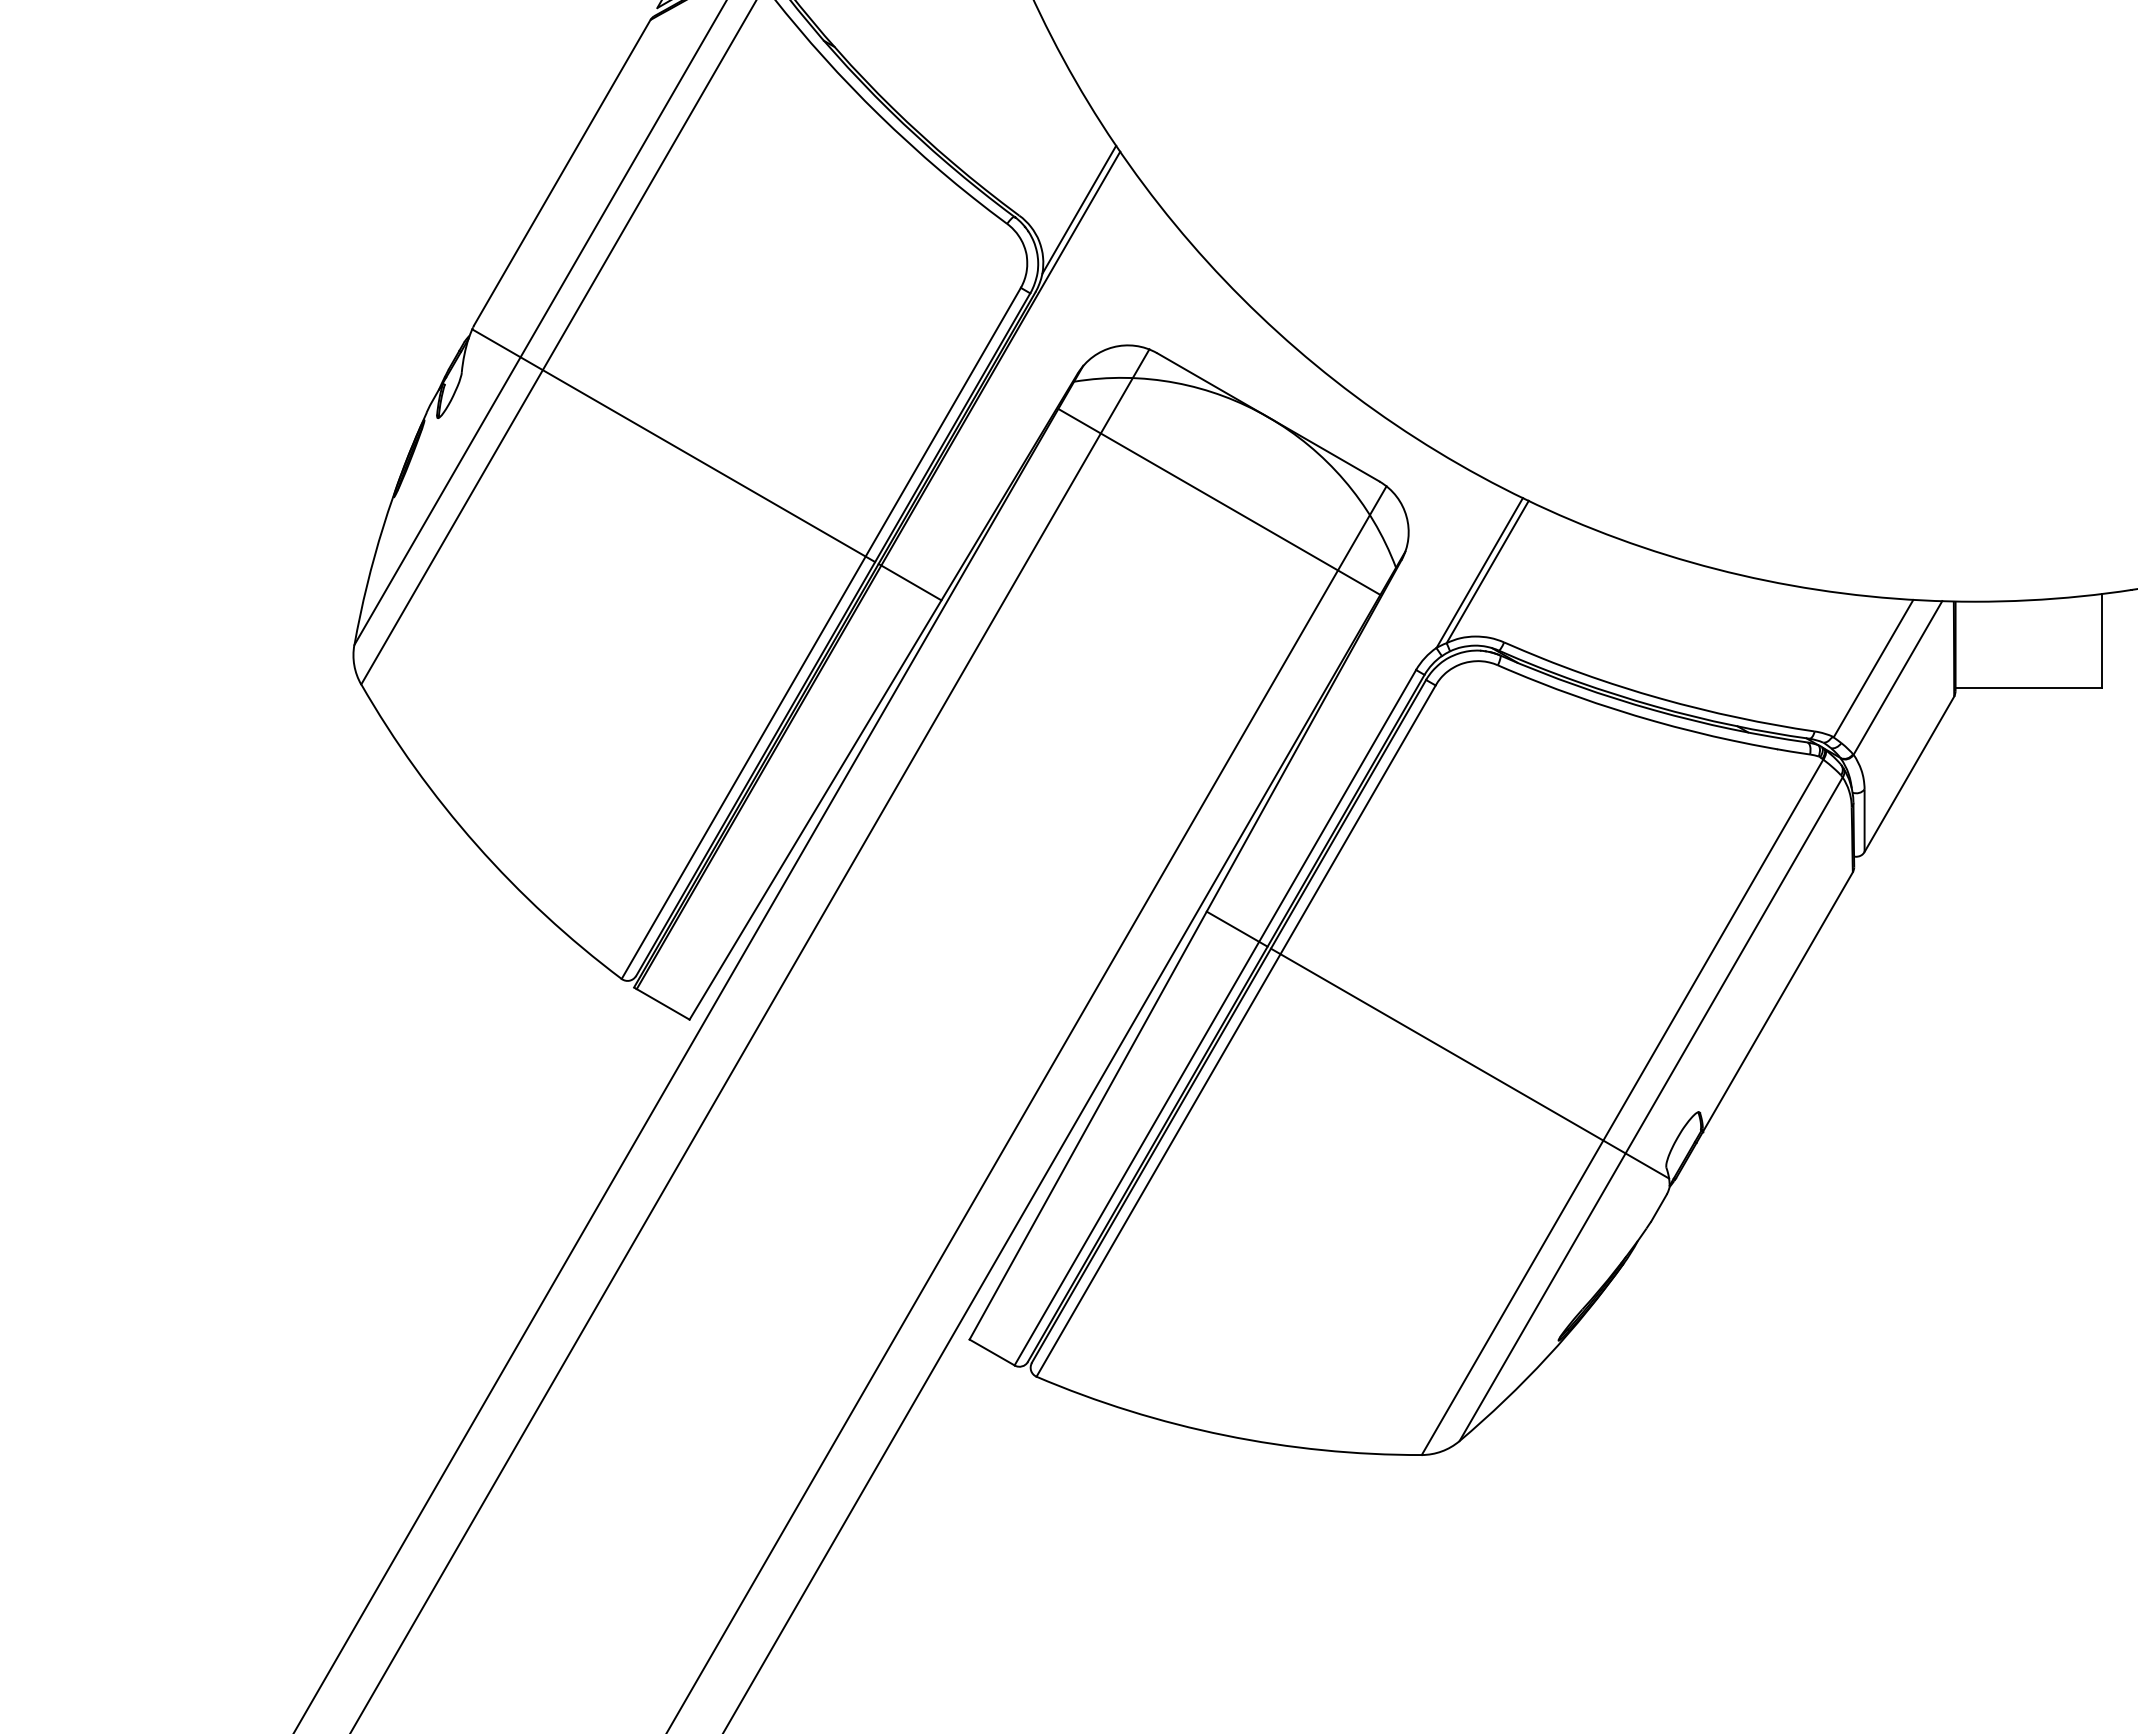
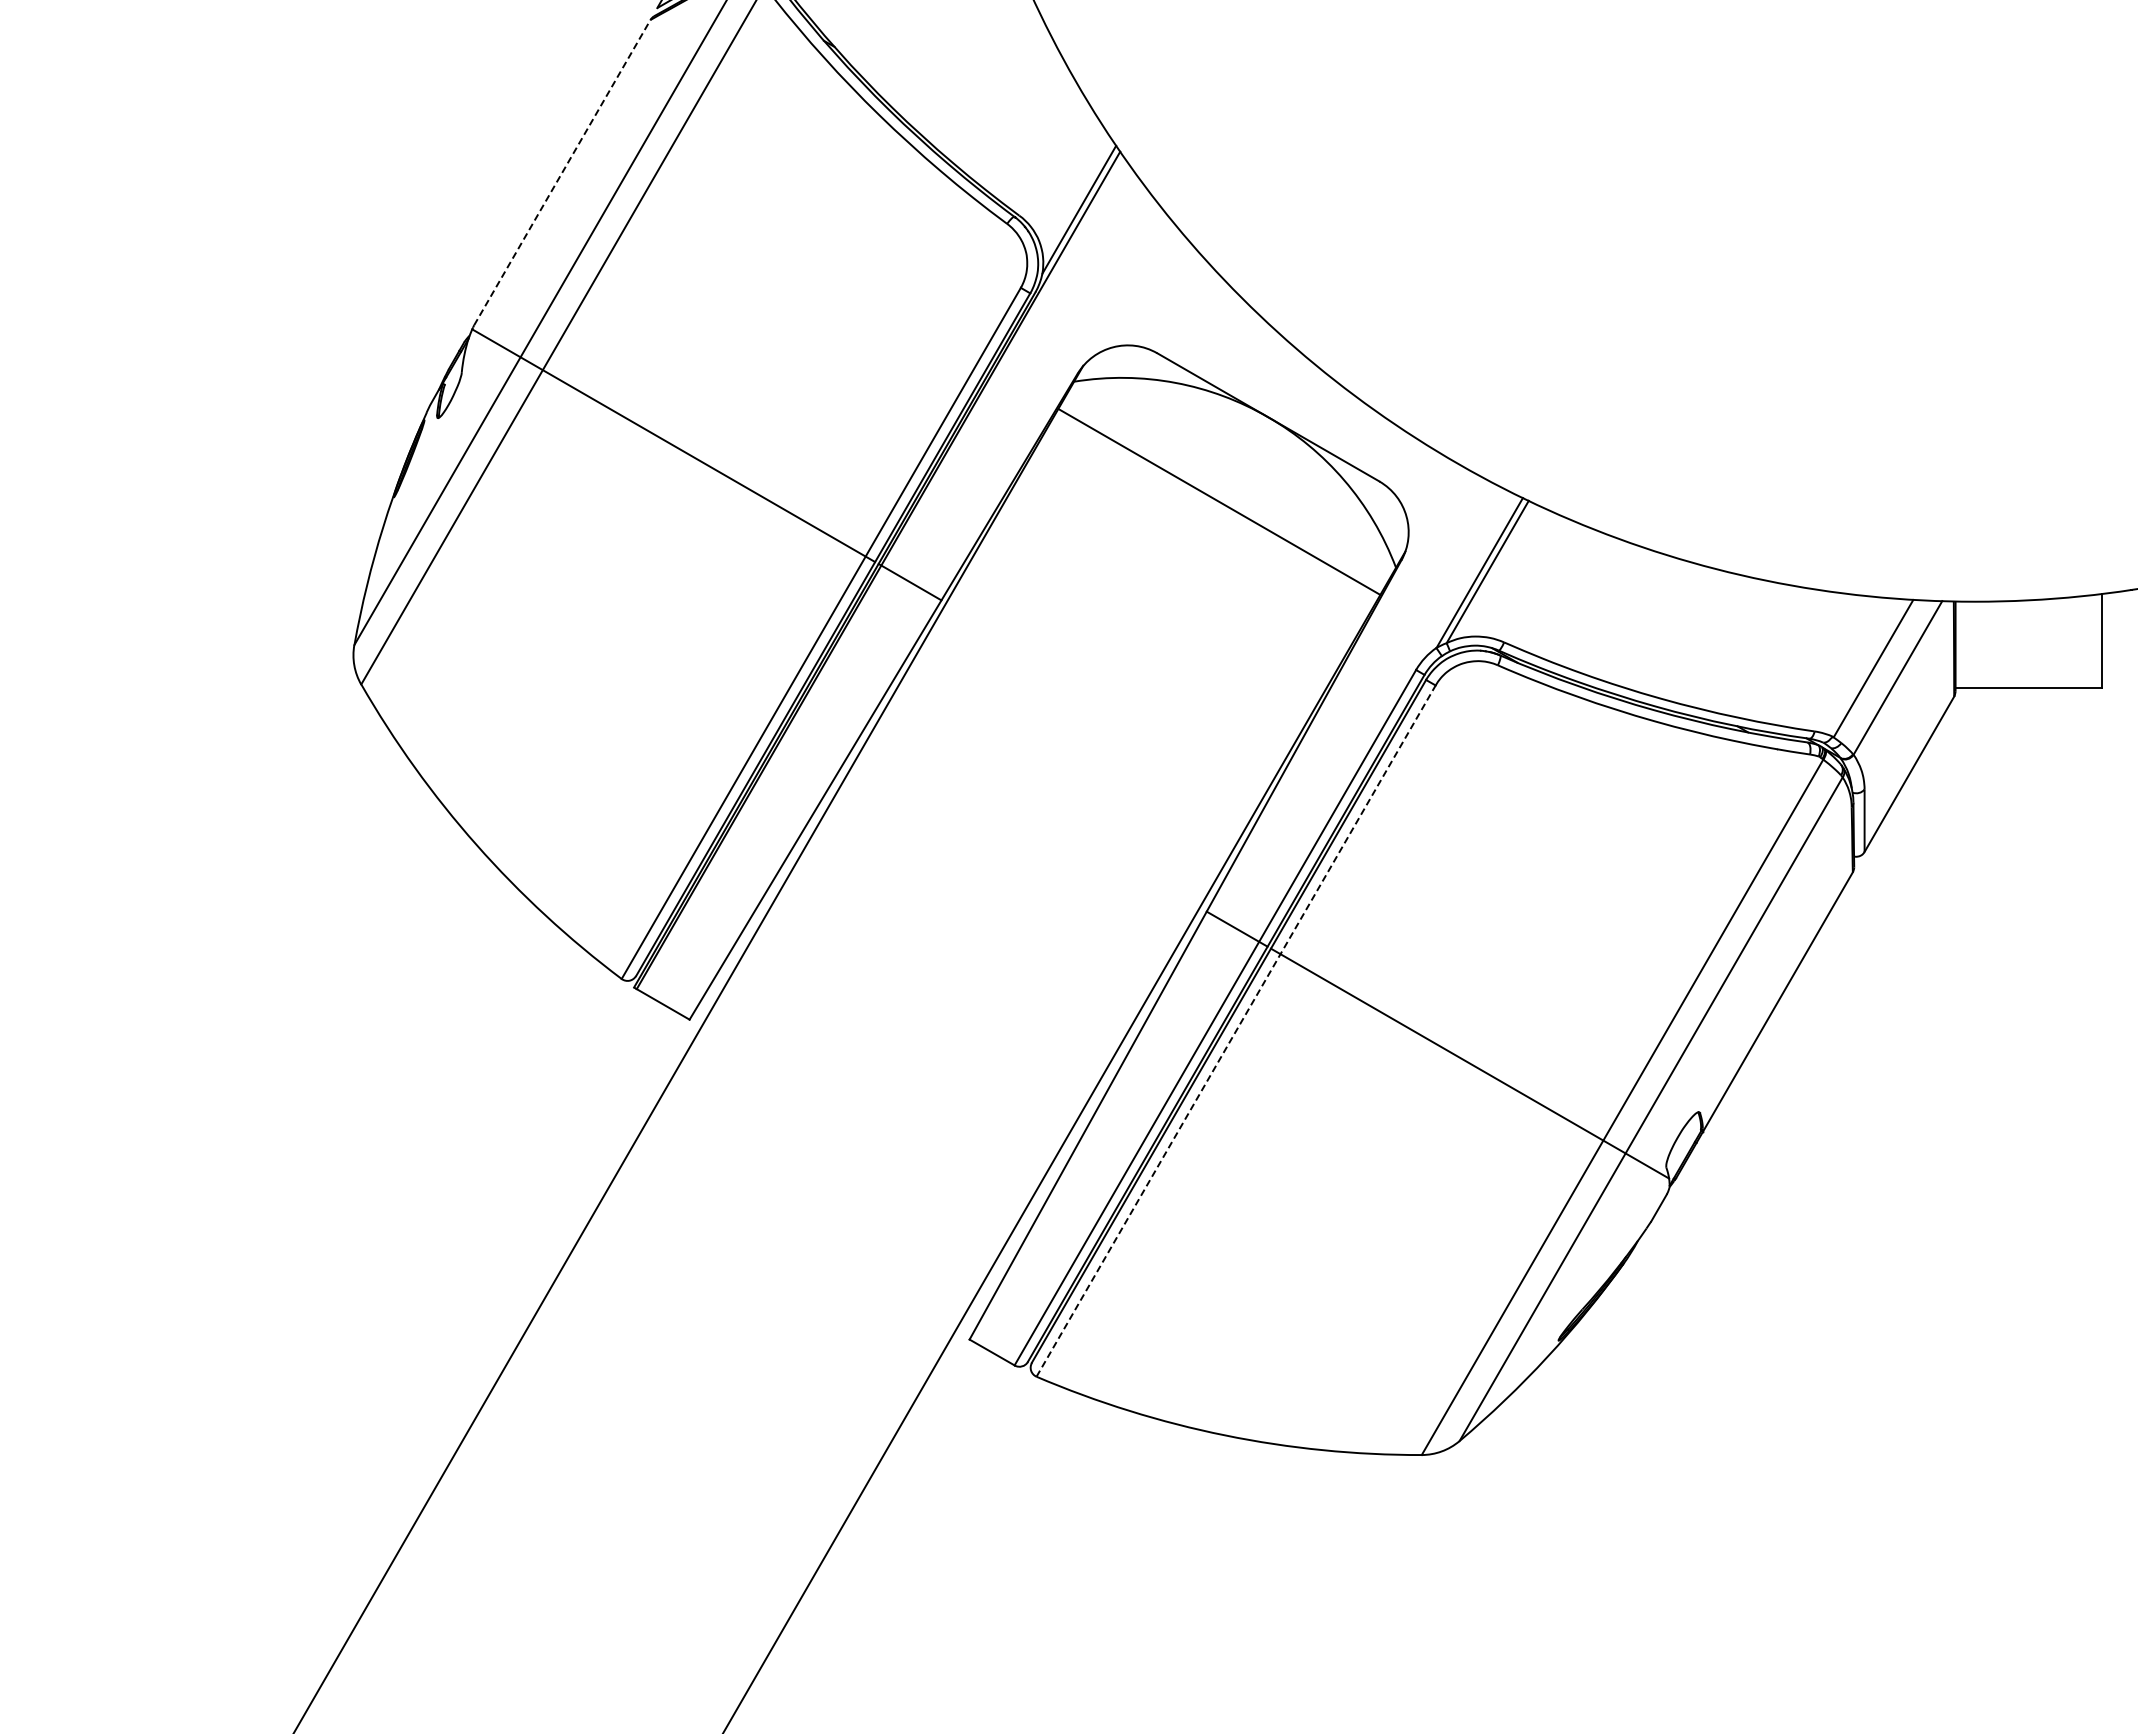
line: solid -> dashed (562, 172)
line: solid -> dashed (1236, 1030)
line: present -> none (750, 1039)
line: present -> none (1027, 1108)
